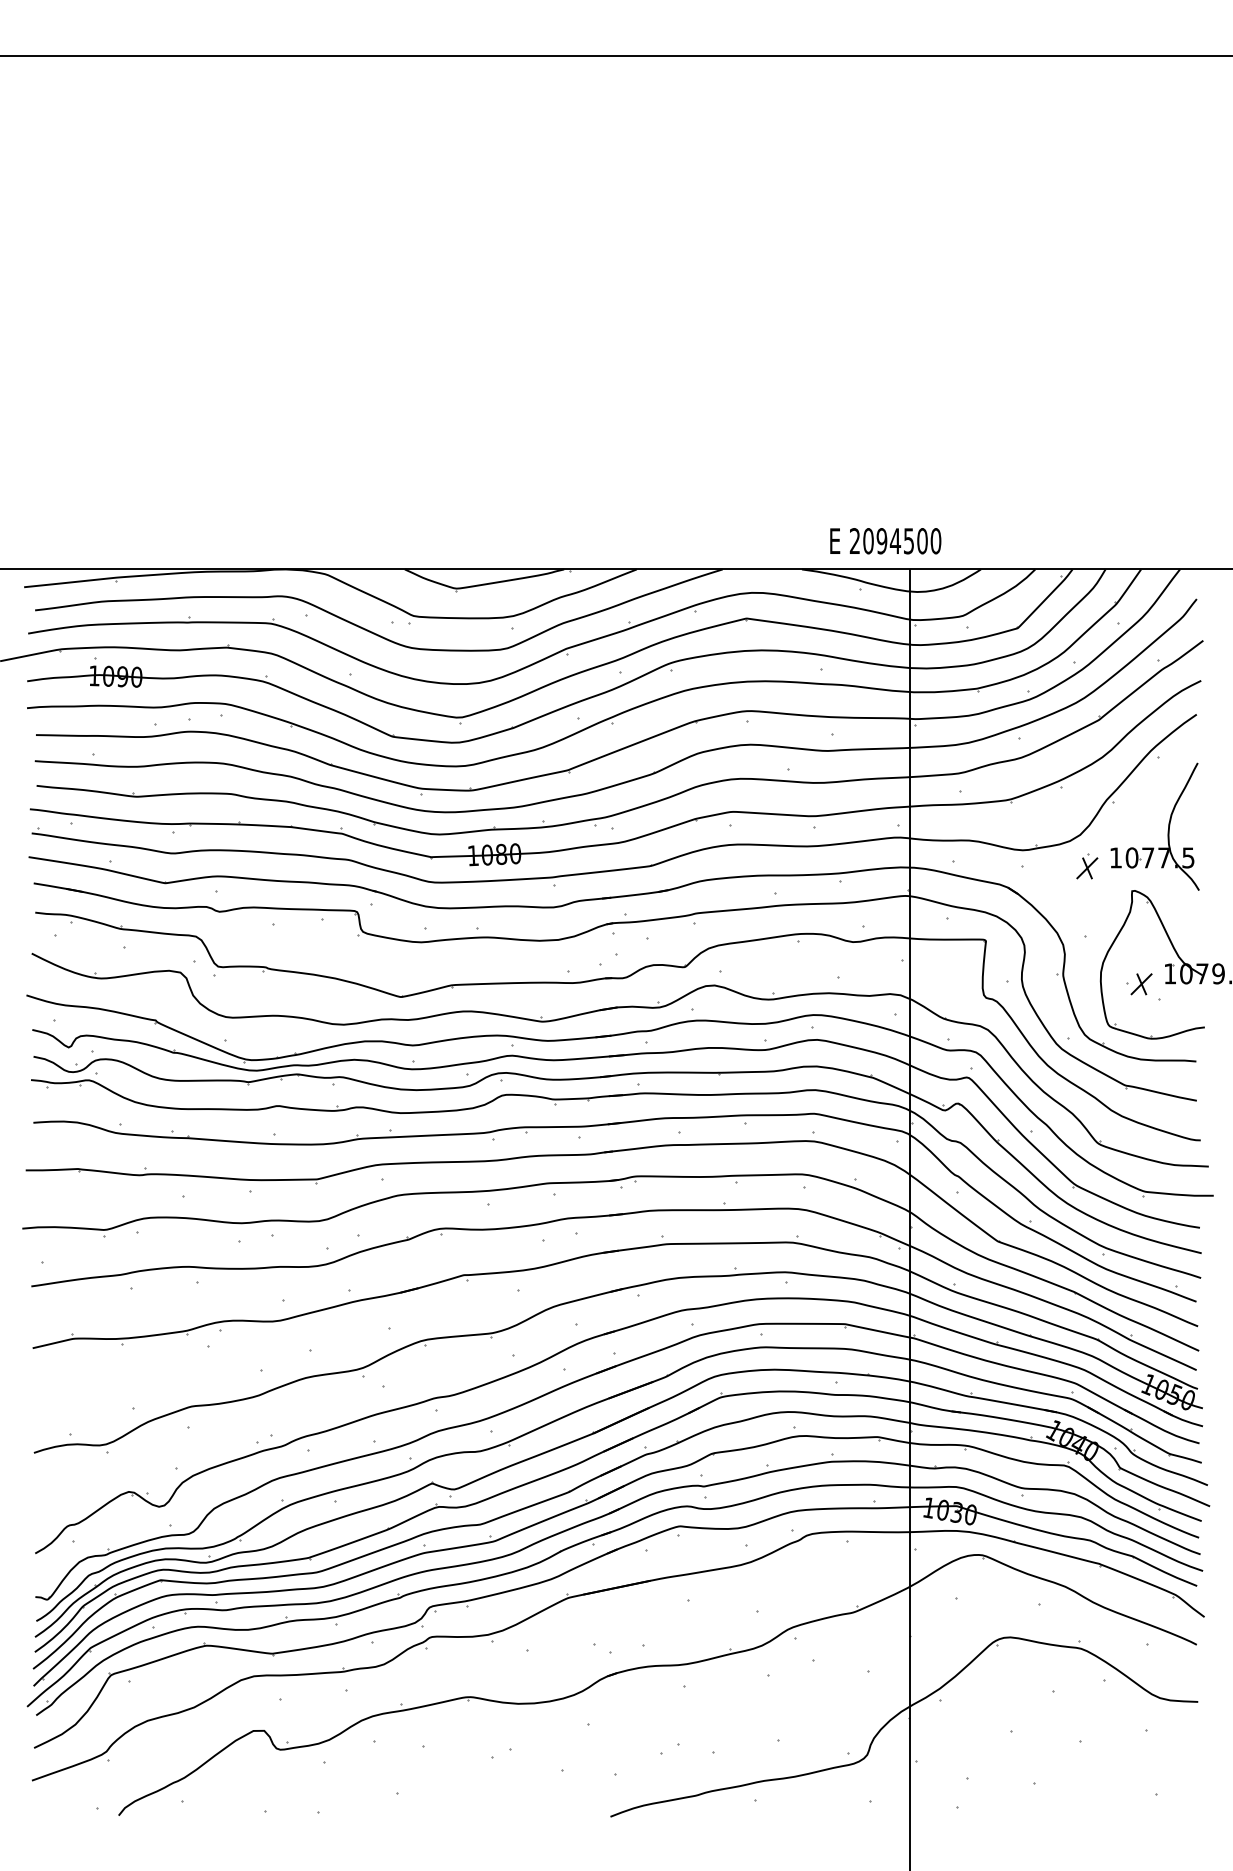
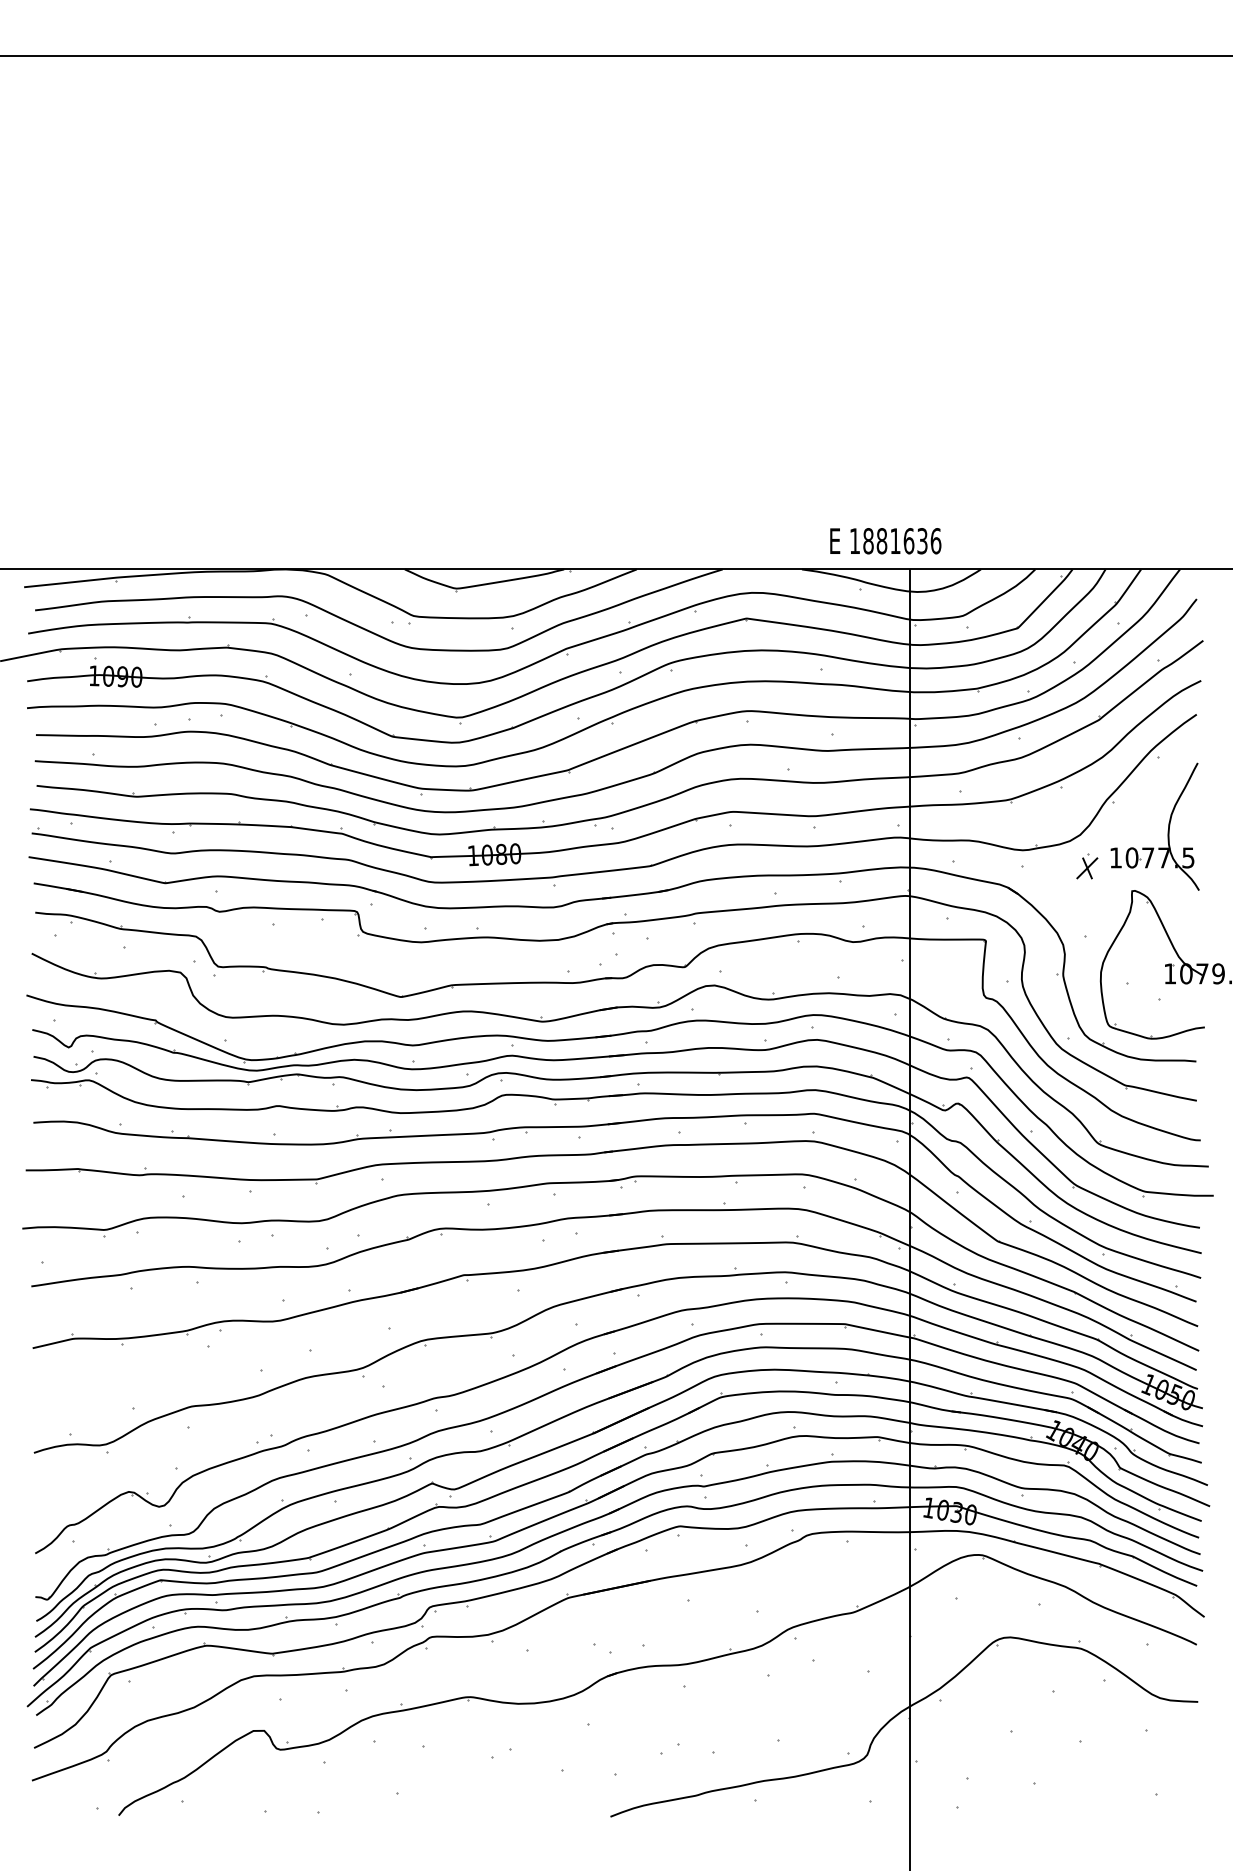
text: 2094500 -> 1881636 (895, 541)
part: present -> none (1141, 984)
